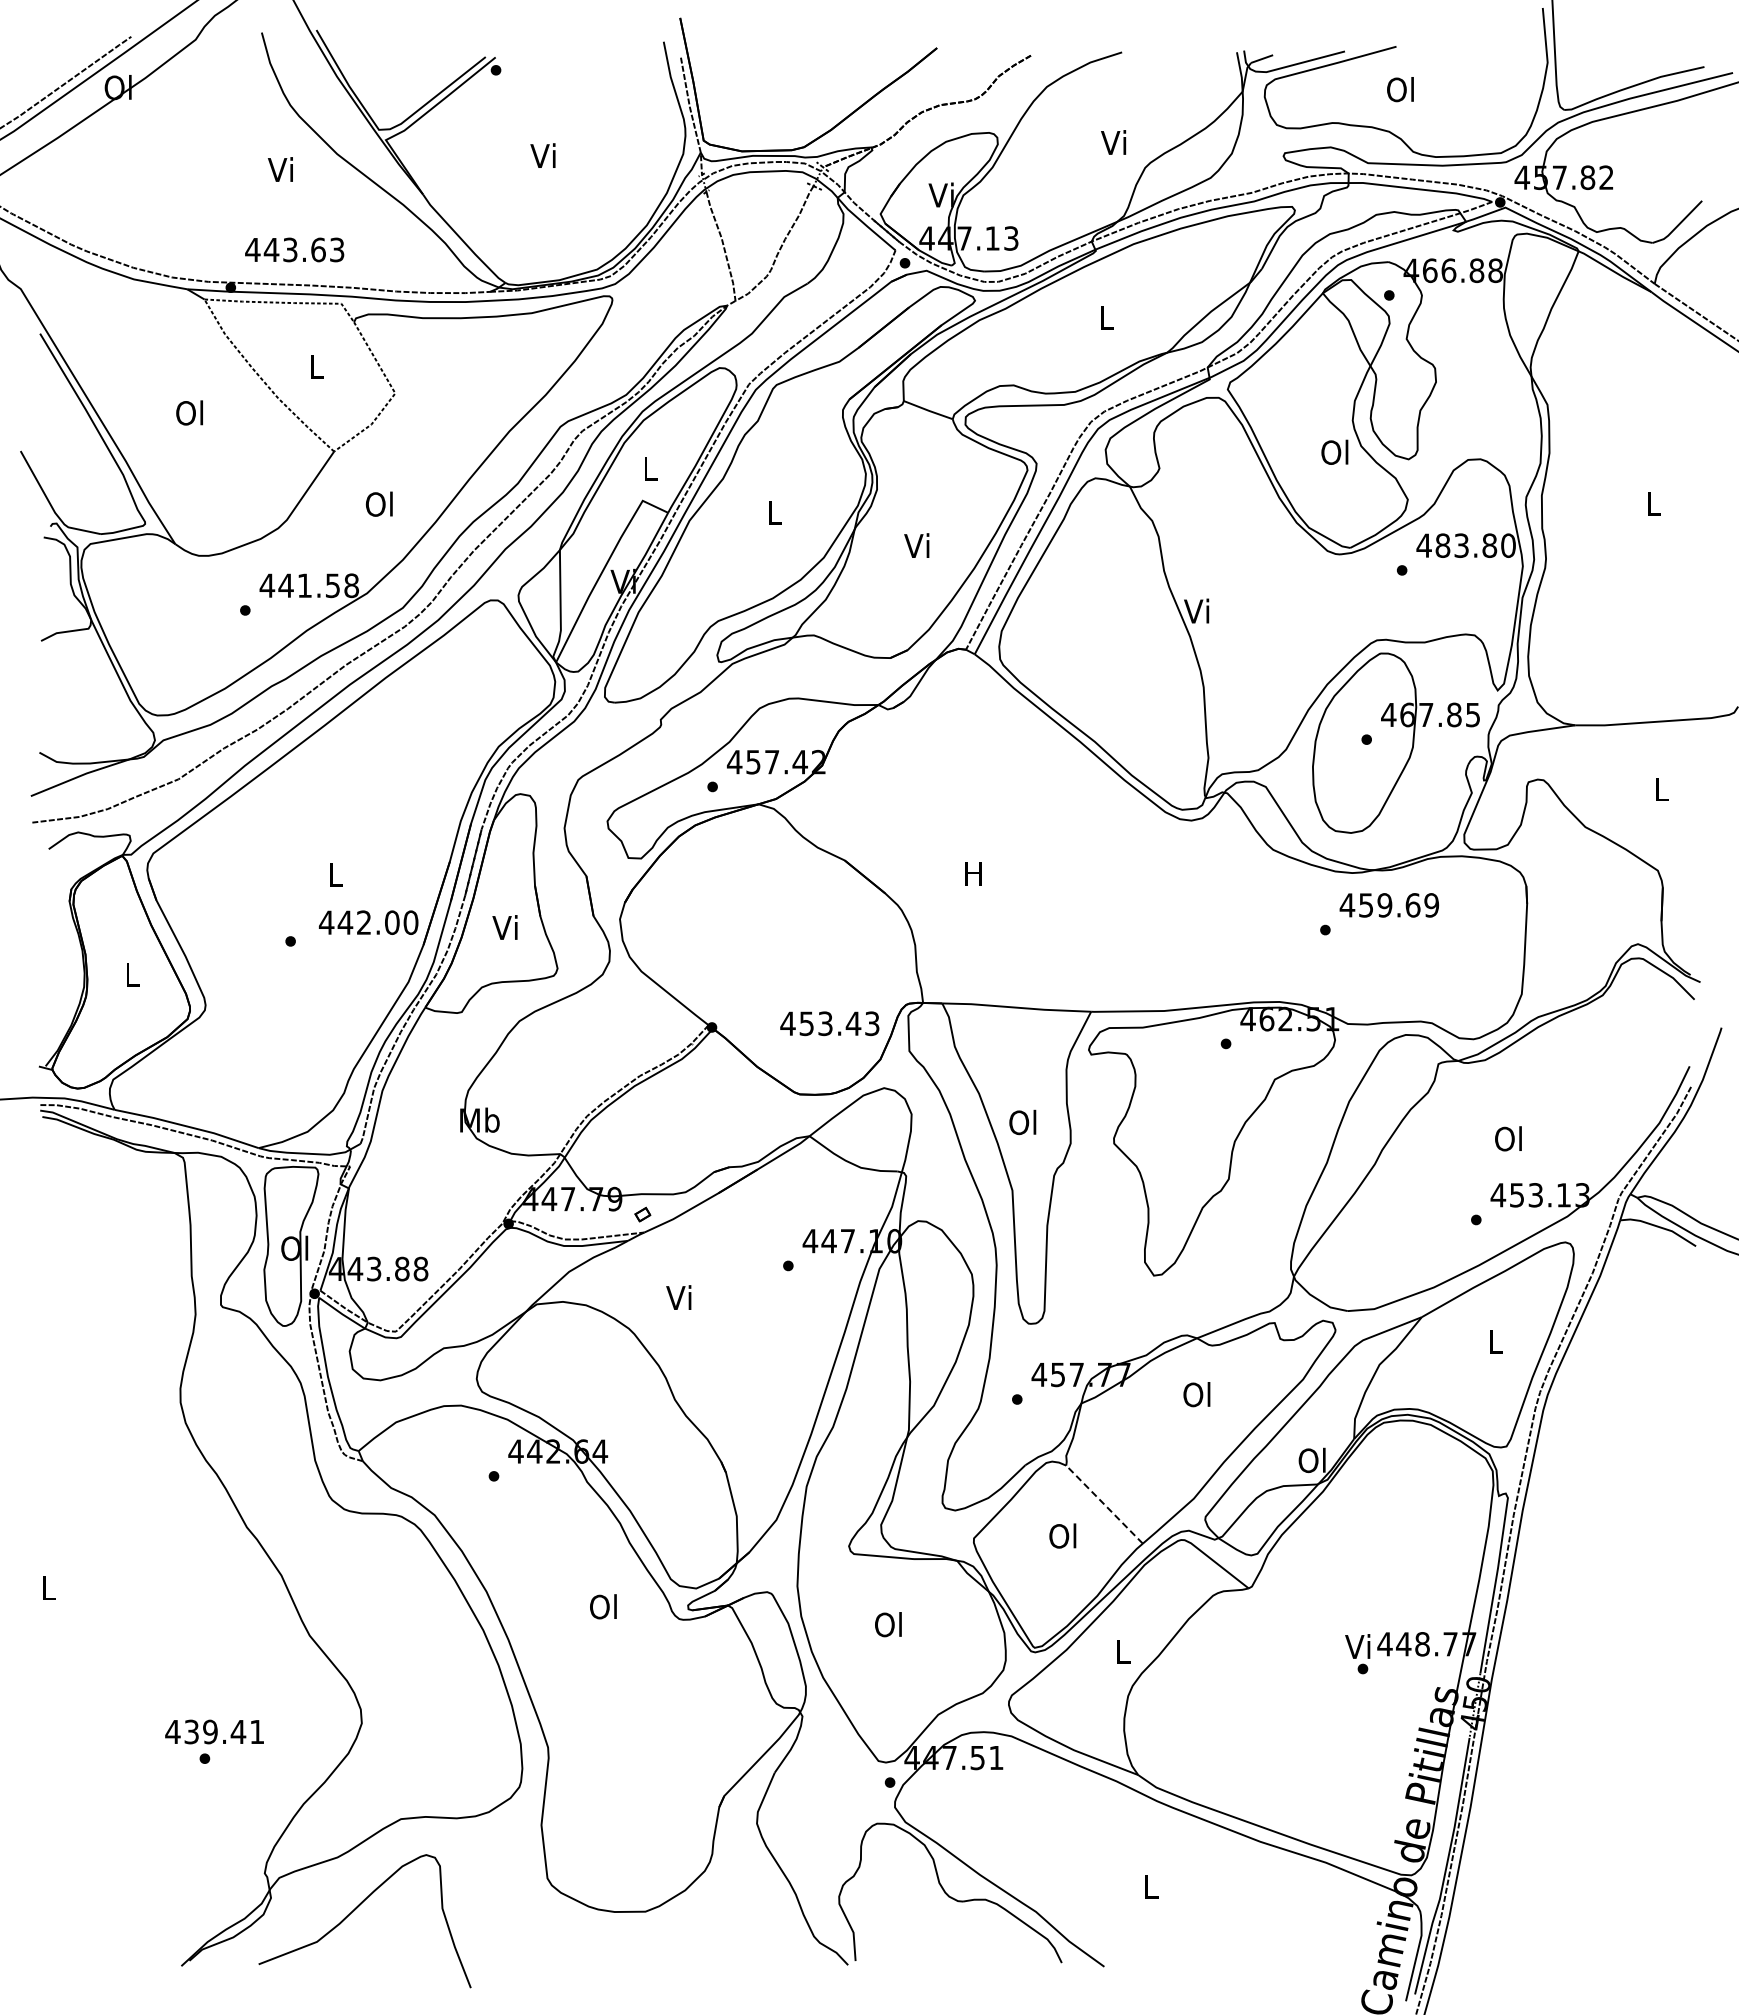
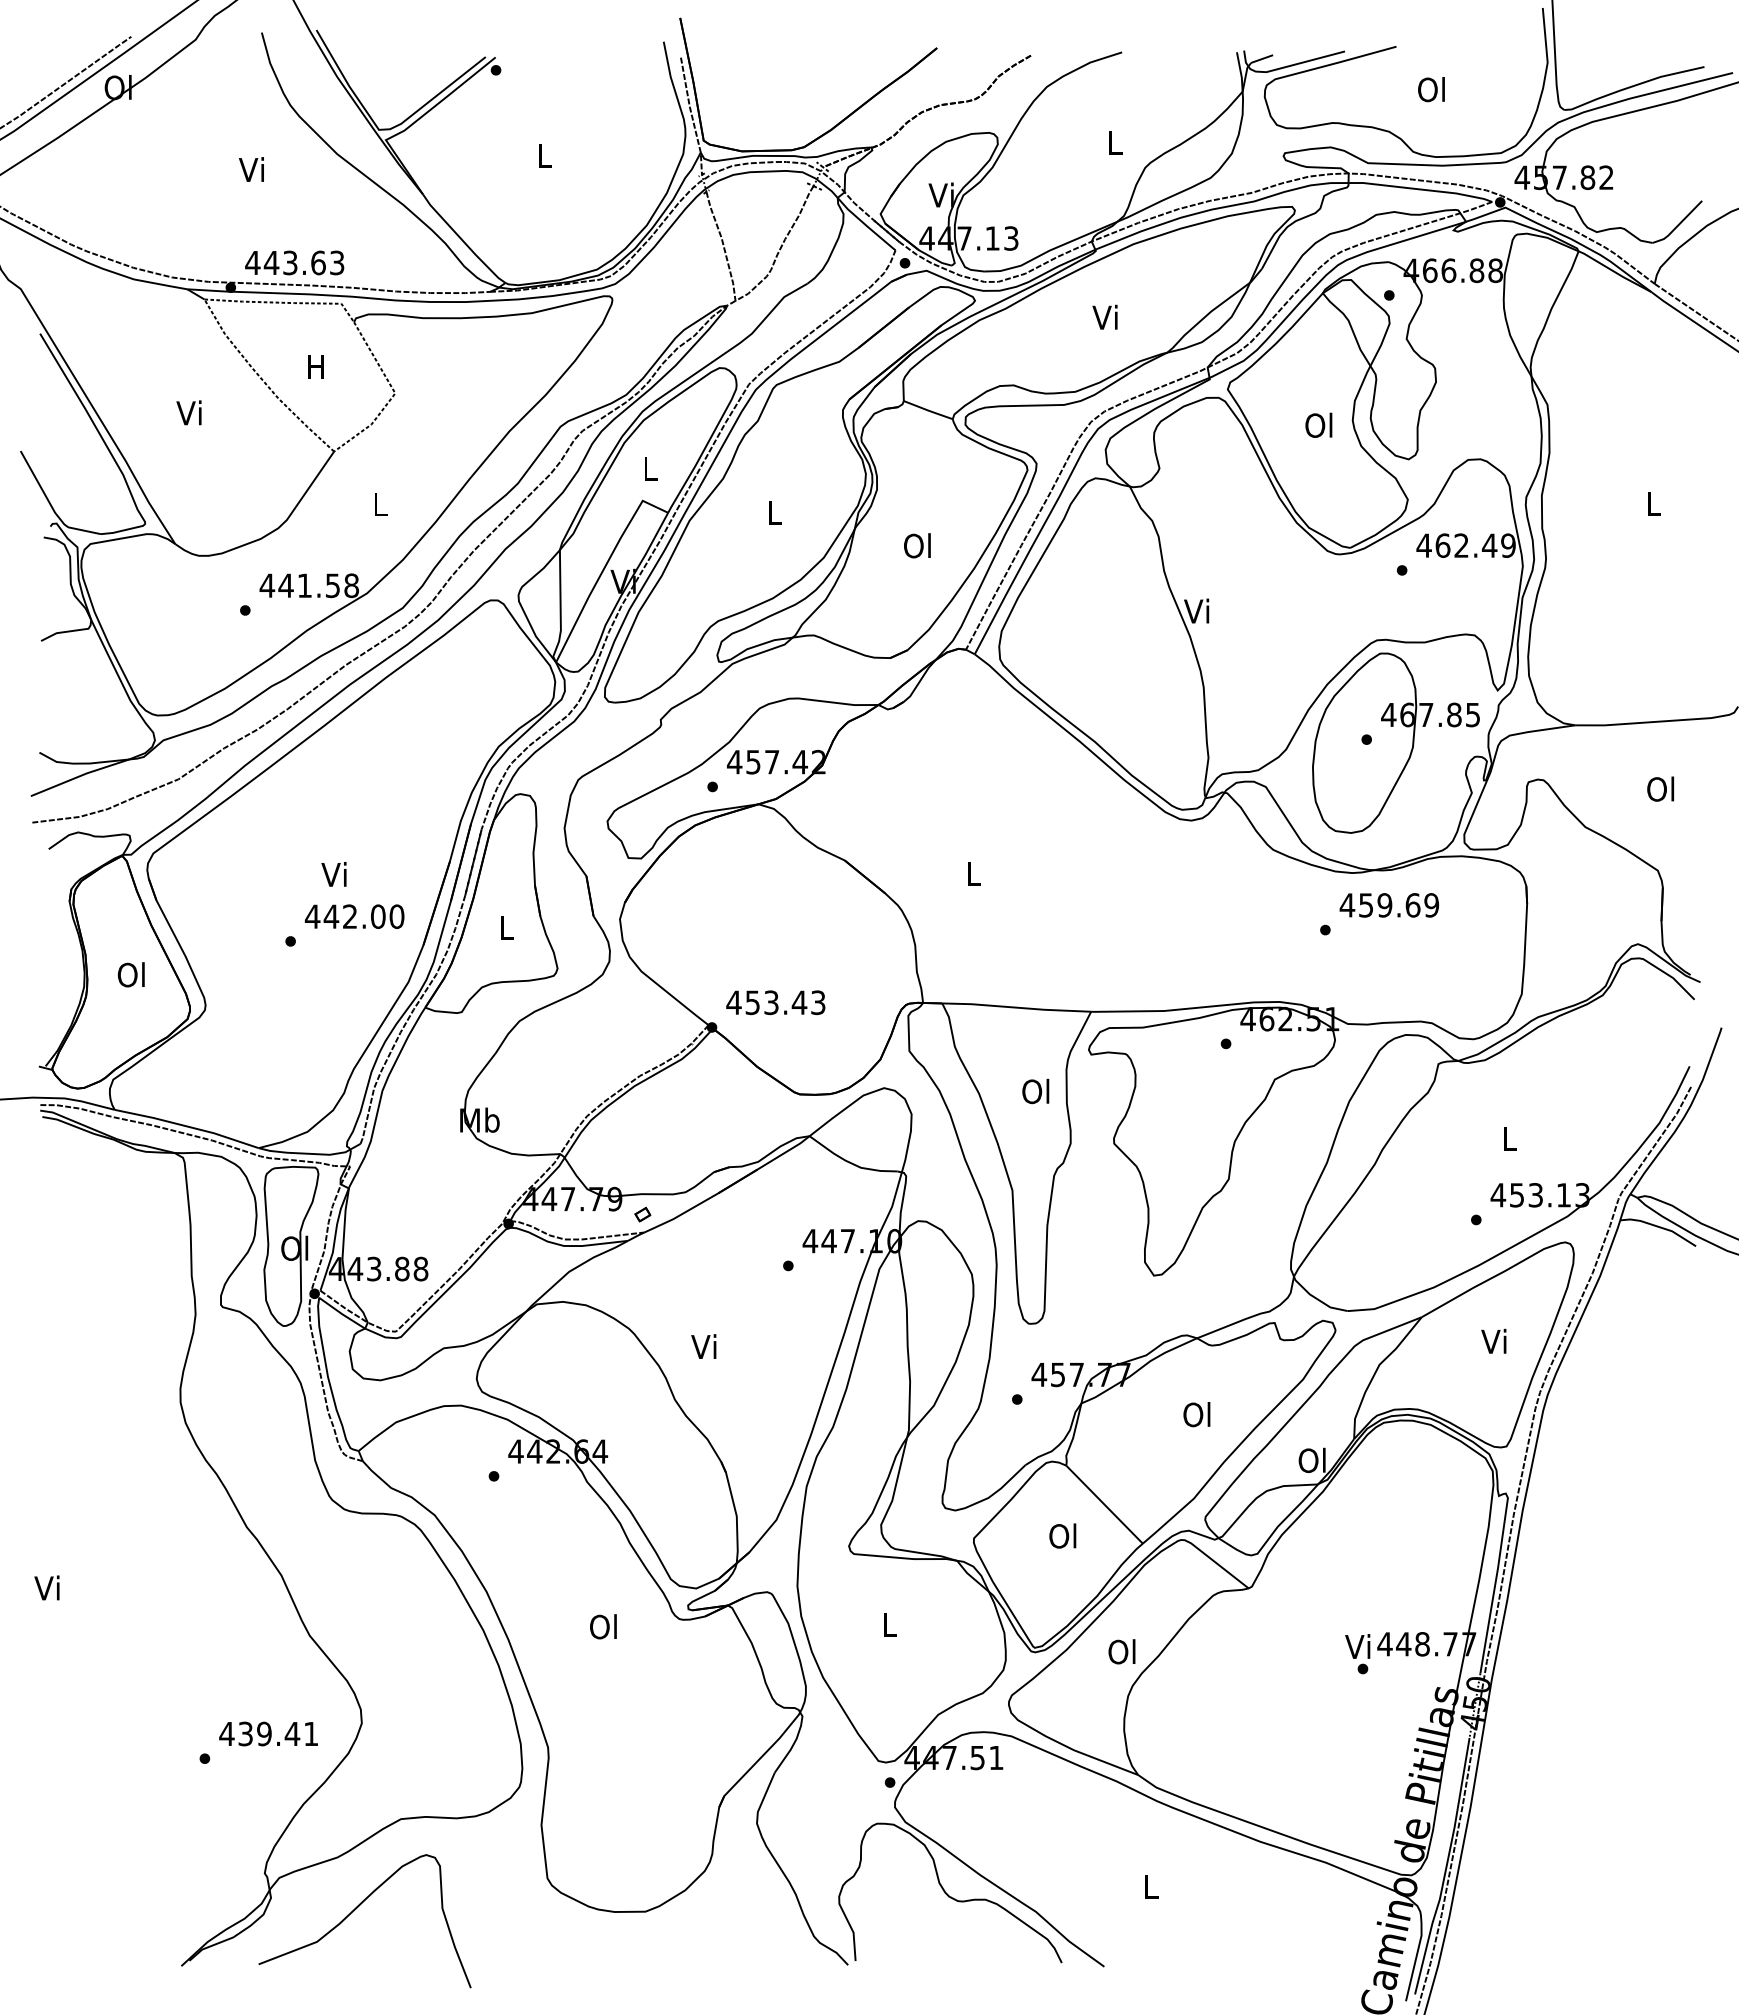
text position: (1400, 89) -> (1431, 89) (1431, 89)
text: Vi -> L (1113, 142)
text: Vi -> L (542, 155)
text position: (280, 169) -> (251, 169) (251, 169)
text position: (294, 249) -> (294, 262) (294, 262)
text: L -> Vi (1104, 316)
text: L -> H (315, 366)
text: Ol -> Vi (189, 412)
text position: (1334, 451) -> (1318, 424) (1318, 424)
text: Ol -> L (378, 503)
text: Vi -> Ol (917, 545)
text: 483.80 -> 462.49 (1475, 545)
text: L -> Ol (1660, 788)
text: H -> L (973, 873)
text: L -> Vi (333, 874)
text position: (368, 922) -> (354, 916) (354, 916)
text: Vi -> L (504, 927)
text: L -> Ol (130, 974)
text position: (829, 1023) -> (775, 1002) (775, 1002)
text position: (1022, 1122) -> (1035, 1091) (1035, 1091)
text: Ol -> L (1508, 1138)
text position: (678, 1297) -> (703, 1346) (703, 1346)
text: L -> Vi (1493, 1340)
text position: (1196, 1394) -> (1196, 1414) (1196, 1414)
line: dashed -> solid (1104, 1504)
text: L -> Vi (46, 1587)
text position: (603, 1606) -> (603, 1626) (603, 1626)
text: Ol -> L (888, 1624)
text: L -> Ol (1121, 1651)
text position: (214, 1731) -> (268, 1733) (268, 1733)
